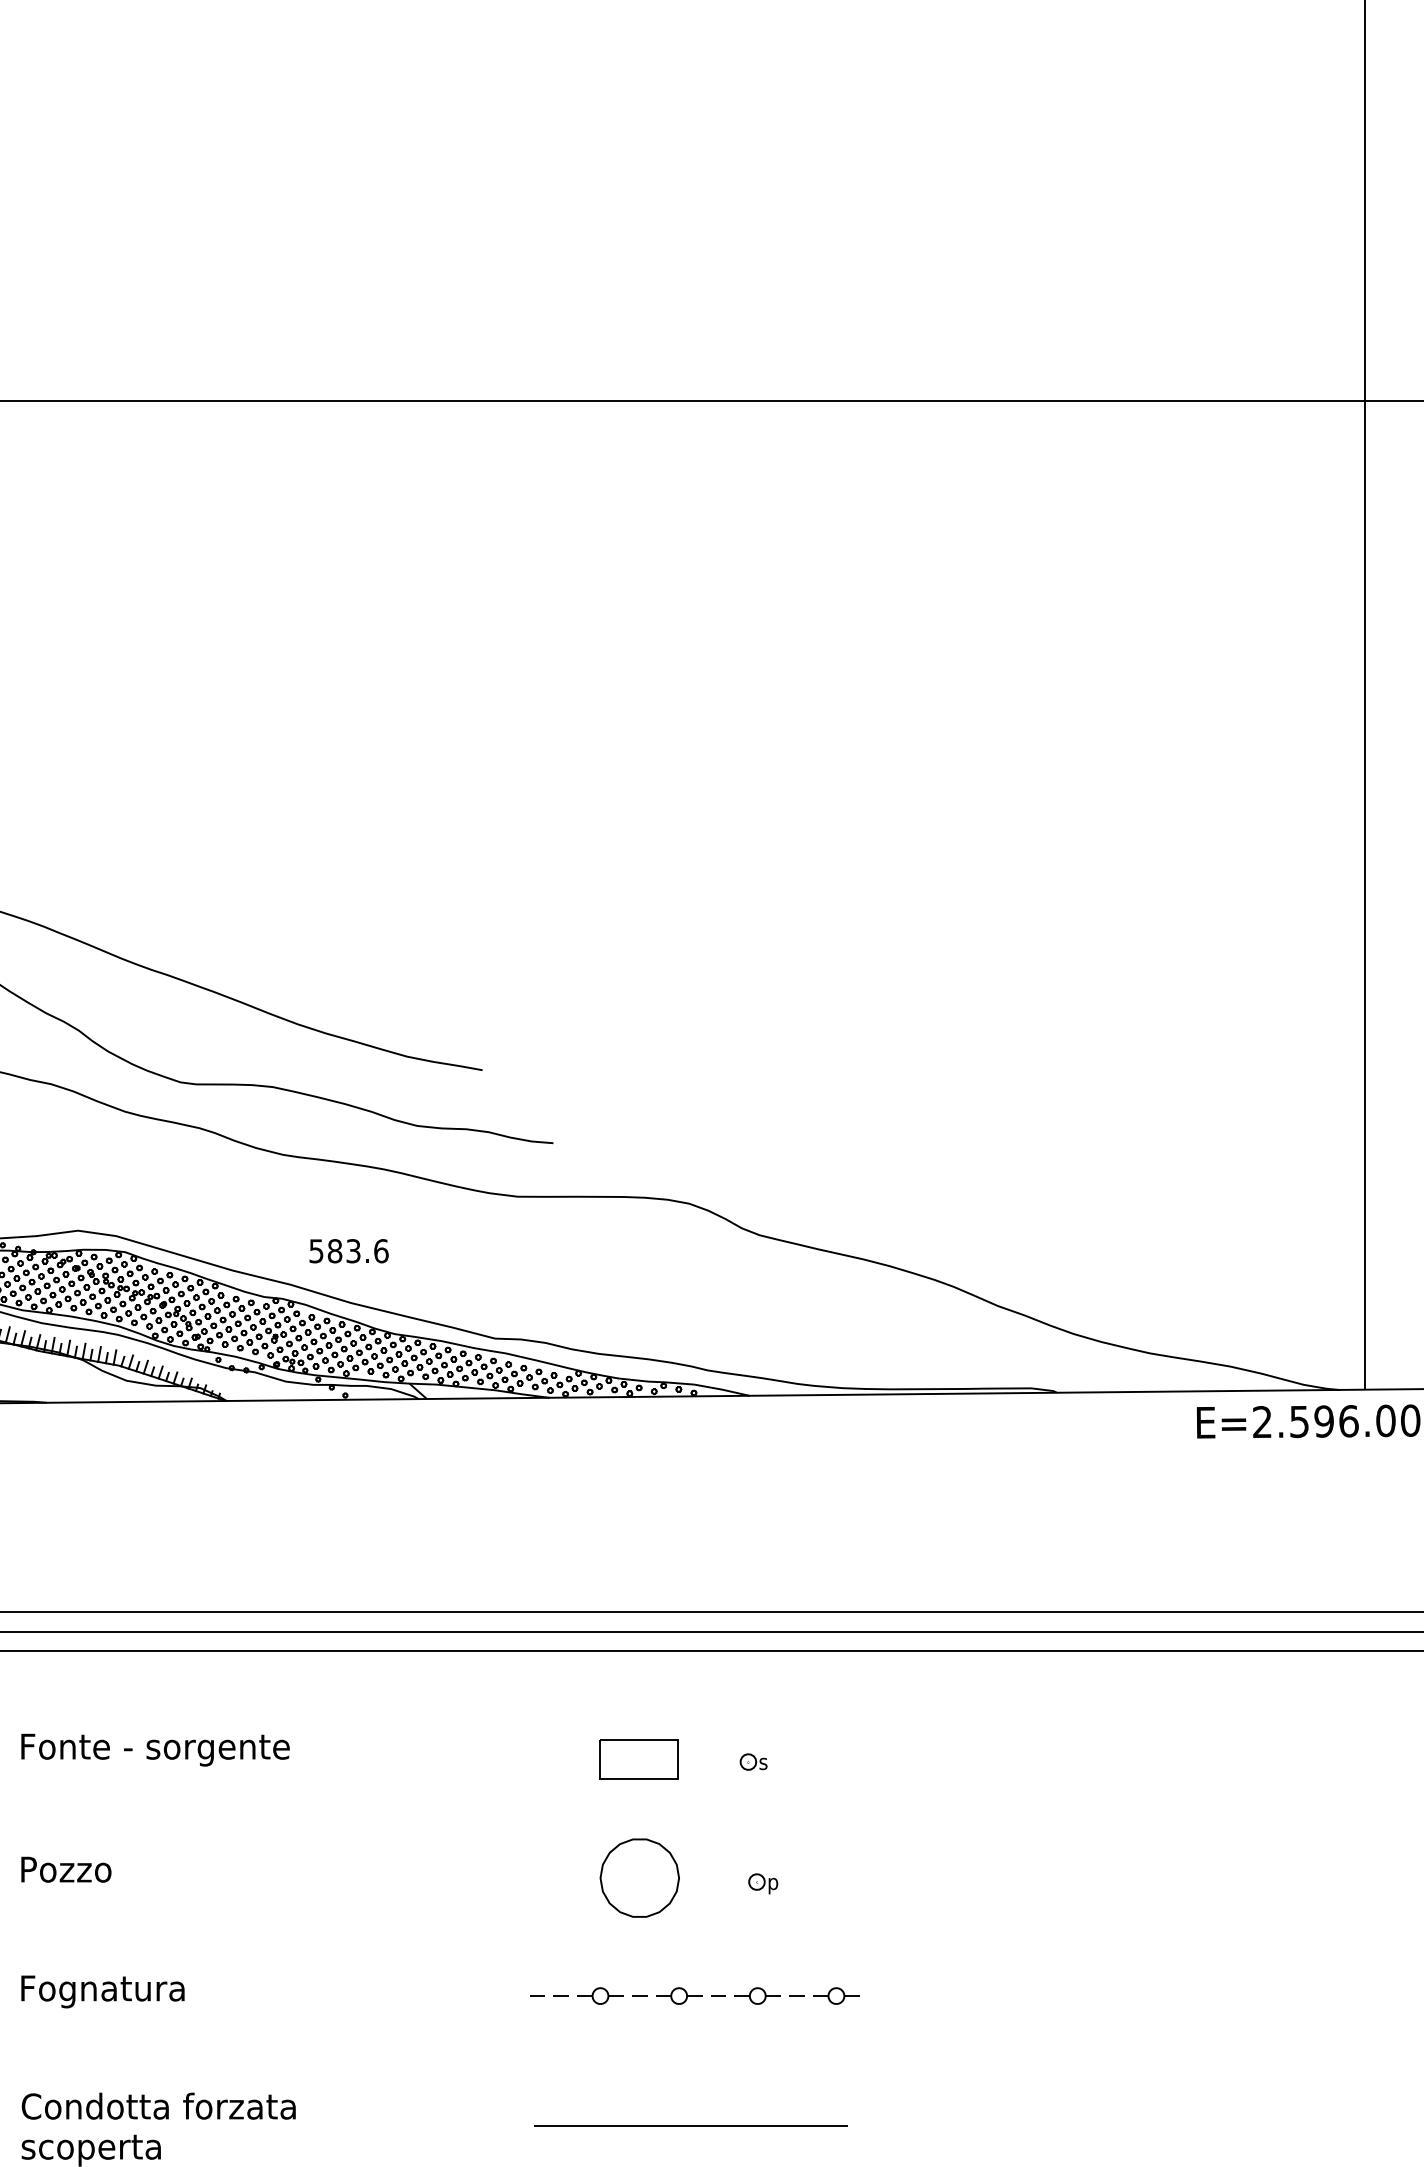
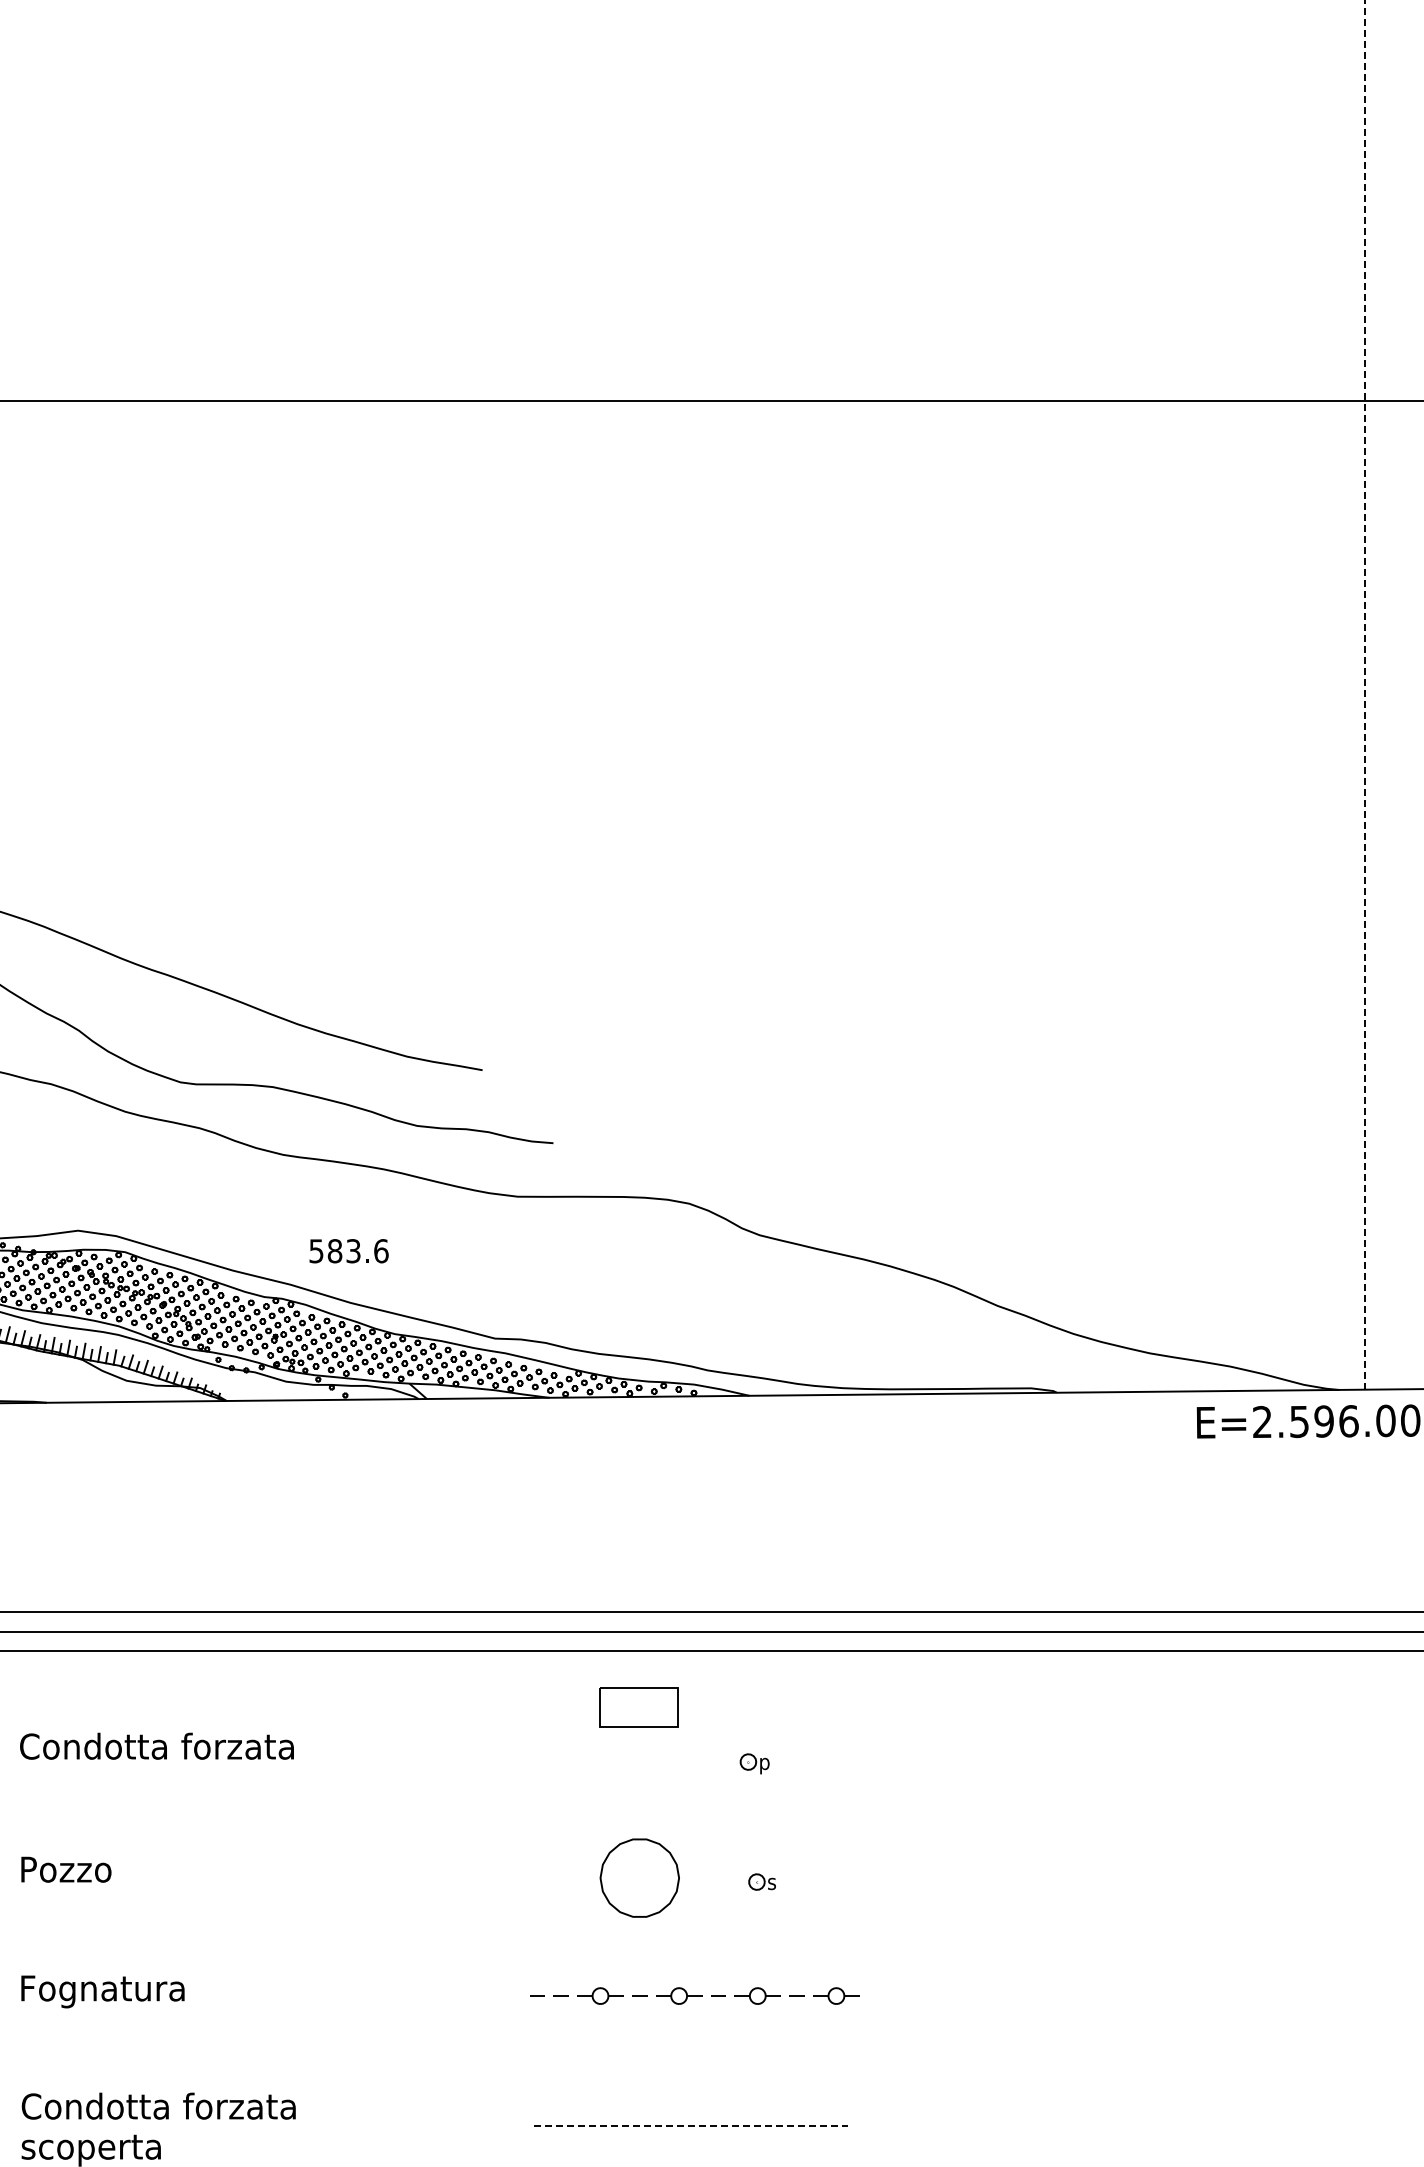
line: solid -> dashed (1364, 695)
text: Fonte - sorgente -> Condotta forzata (156, 1749)
part position: (638, 1759) -> (638, 1707) (638, 1707)
text: s -> p (764, 1765)
text: p -> s (773, 1885)
line: solid -> dashed (691, 2125)
